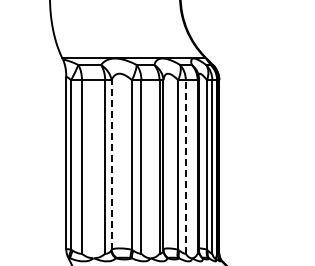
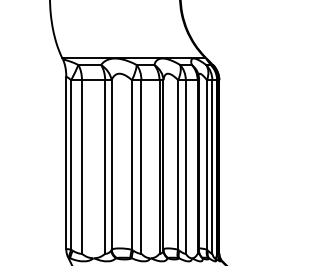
line: dashed -> solid (111, 165)
line: dashed -> solid (185, 167)
